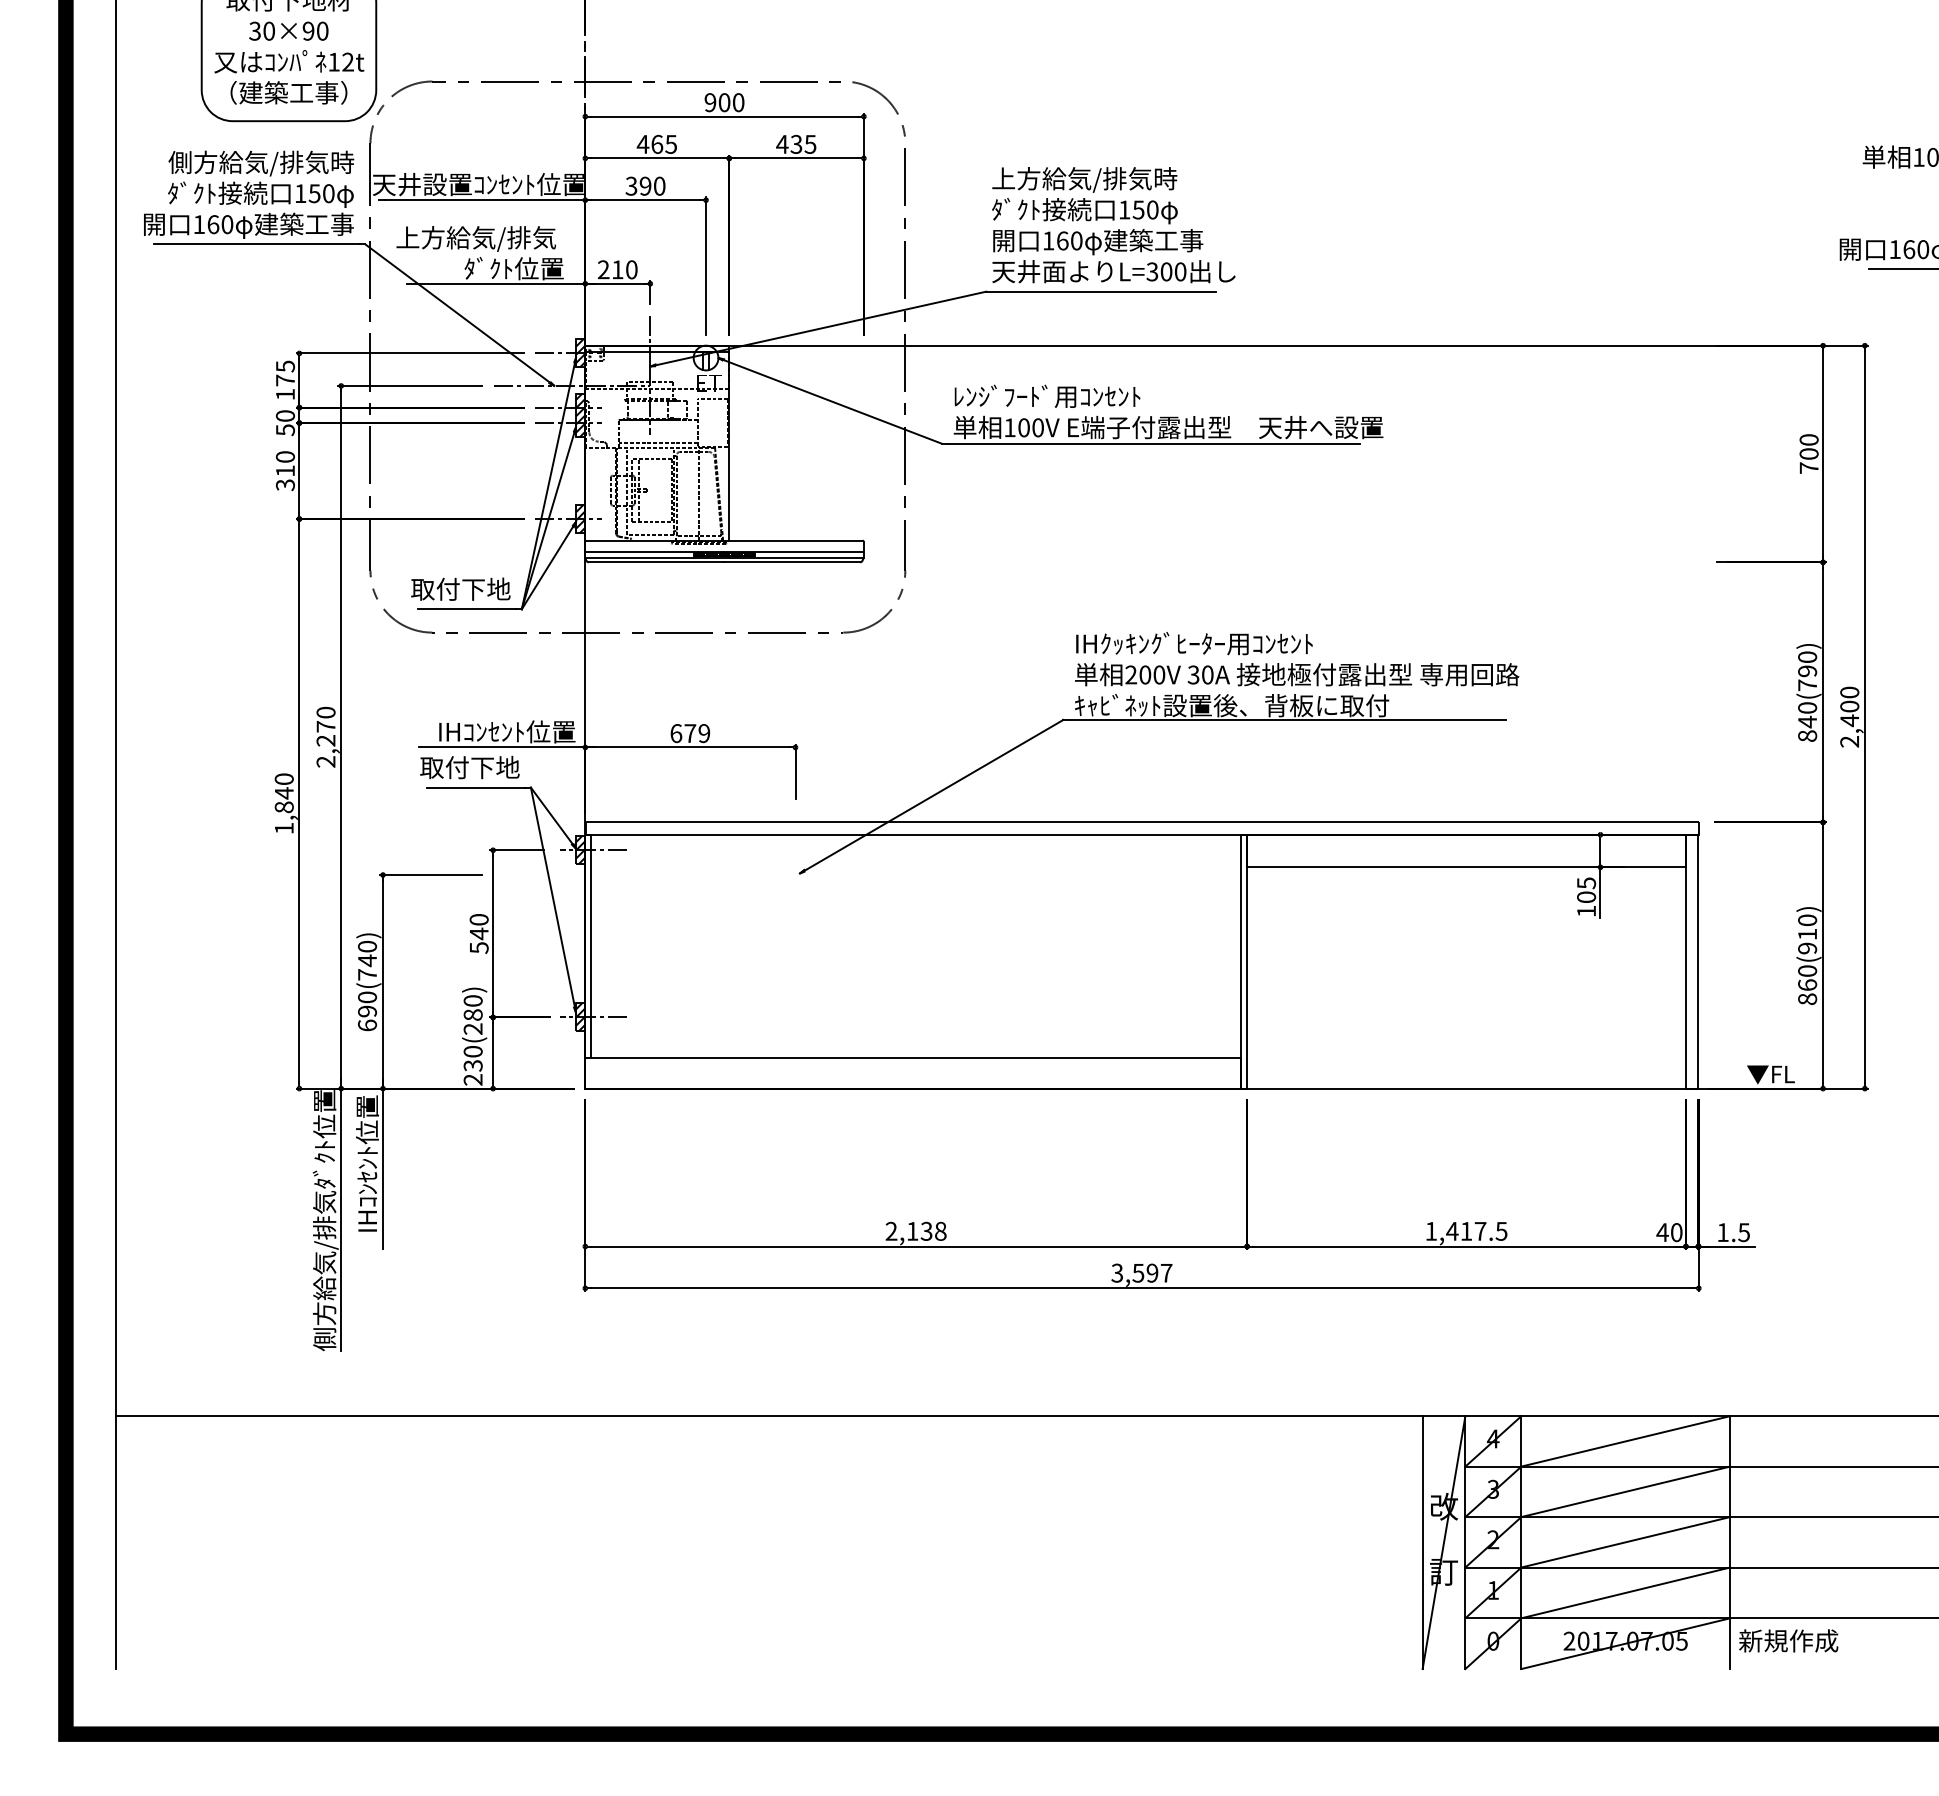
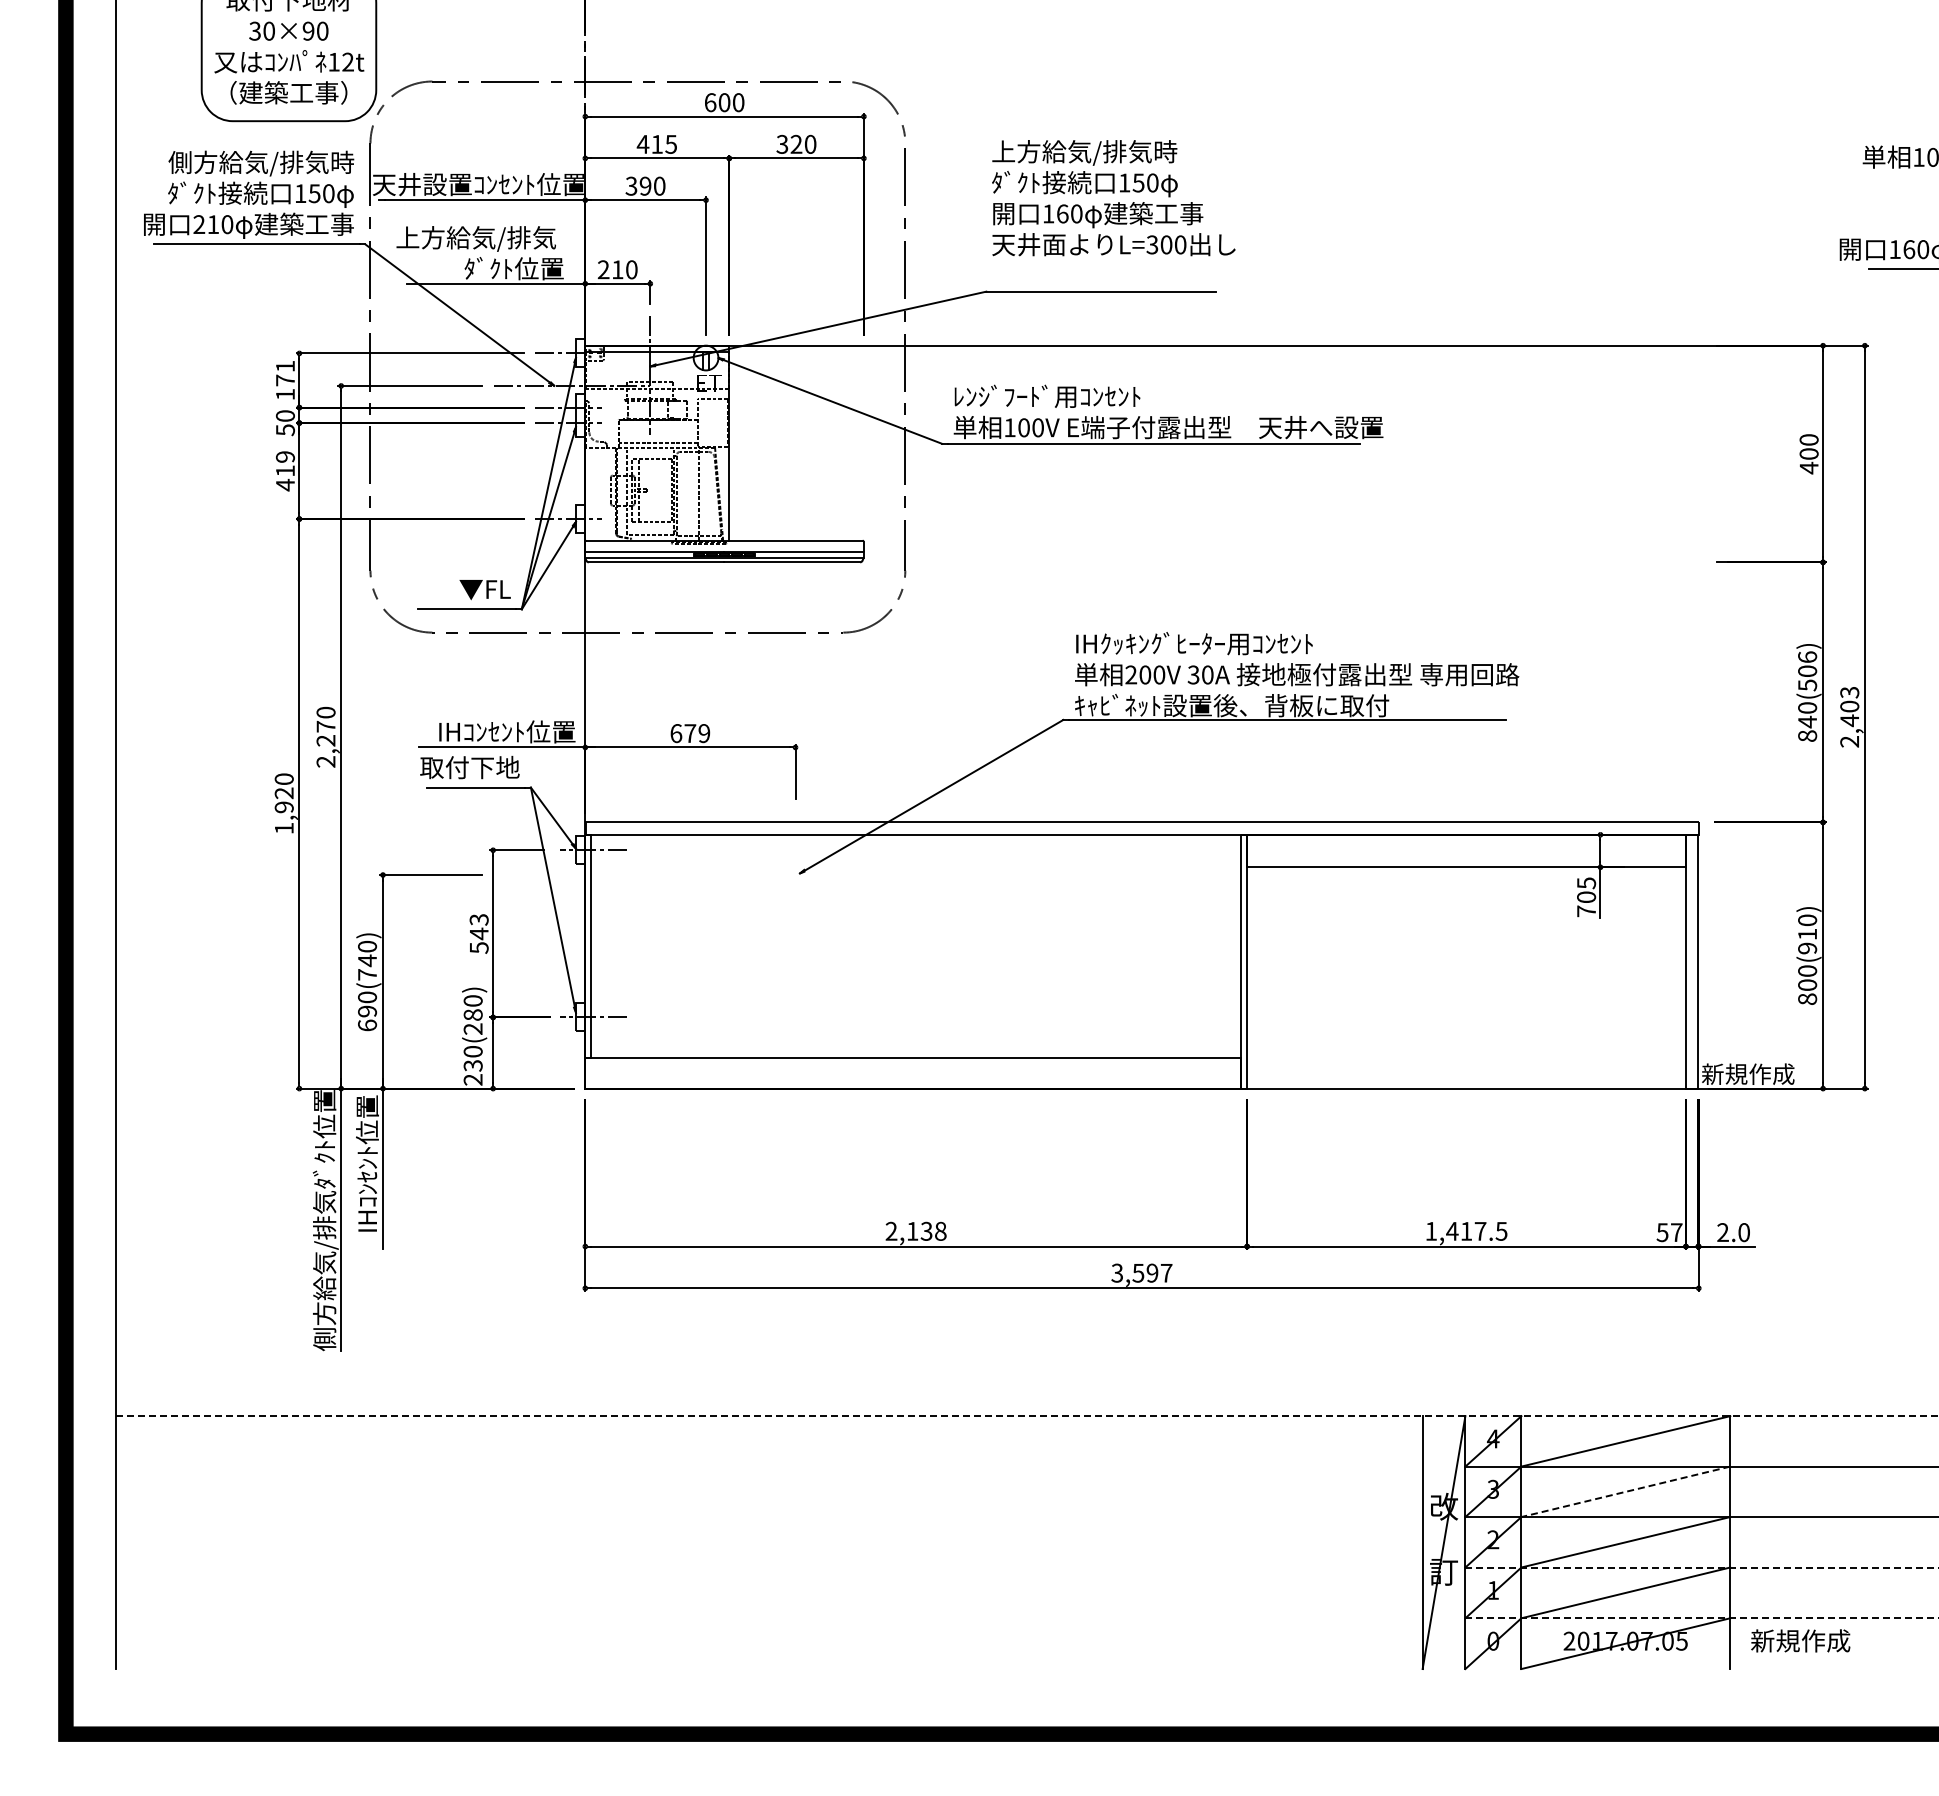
text: 900 -> 600 (710, 102)
text: 465 -> 415 (657, 143)
text: 435 -> 320 (796, 143)
text: 160 -> 210 (206, 224)
text position: (1113, 225) -> (1113, 198) (1113, 198)
hatch: present -> none (580, 353)
text: 175 -> 171 (285, 366)
hatch: present -> none (580, 414)
text: 700 -> 400 (1808, 467)
text: 310 -> 419 (285, 471)
hatch: present -> none (580, 518)
text: 取付下地 -> ▼FL (460, 588)
text: 840(790) -> 840(506) (1807, 671)
text: 2,400 -> 2,403 (1849, 692)
text: 1,840 -> 1,920 (283, 800)
hatch: present -> none (580, 850)
text: 105 -> 705 (1586, 911)
text: 540 -> 543 (478, 919)
text: 860(910) -> 800(910) (1807, 984)
hatch: present -> none (580, 1017)
text: ▼FL -> 新規作成 (1748, 1073)
text: 40 -> 57 (1669, 1232)
text: 1.5 -> 2.0 (1733, 1232)
line: solid -> dashed (1027, 1416)
line: solid -> dashed (1625, 1491)
line: solid -> dashed (1702, 1567)
line: solid -> dashed (1702, 1618)
text position: (1788, 1640) -> (1800, 1640) (1800, 1640)
